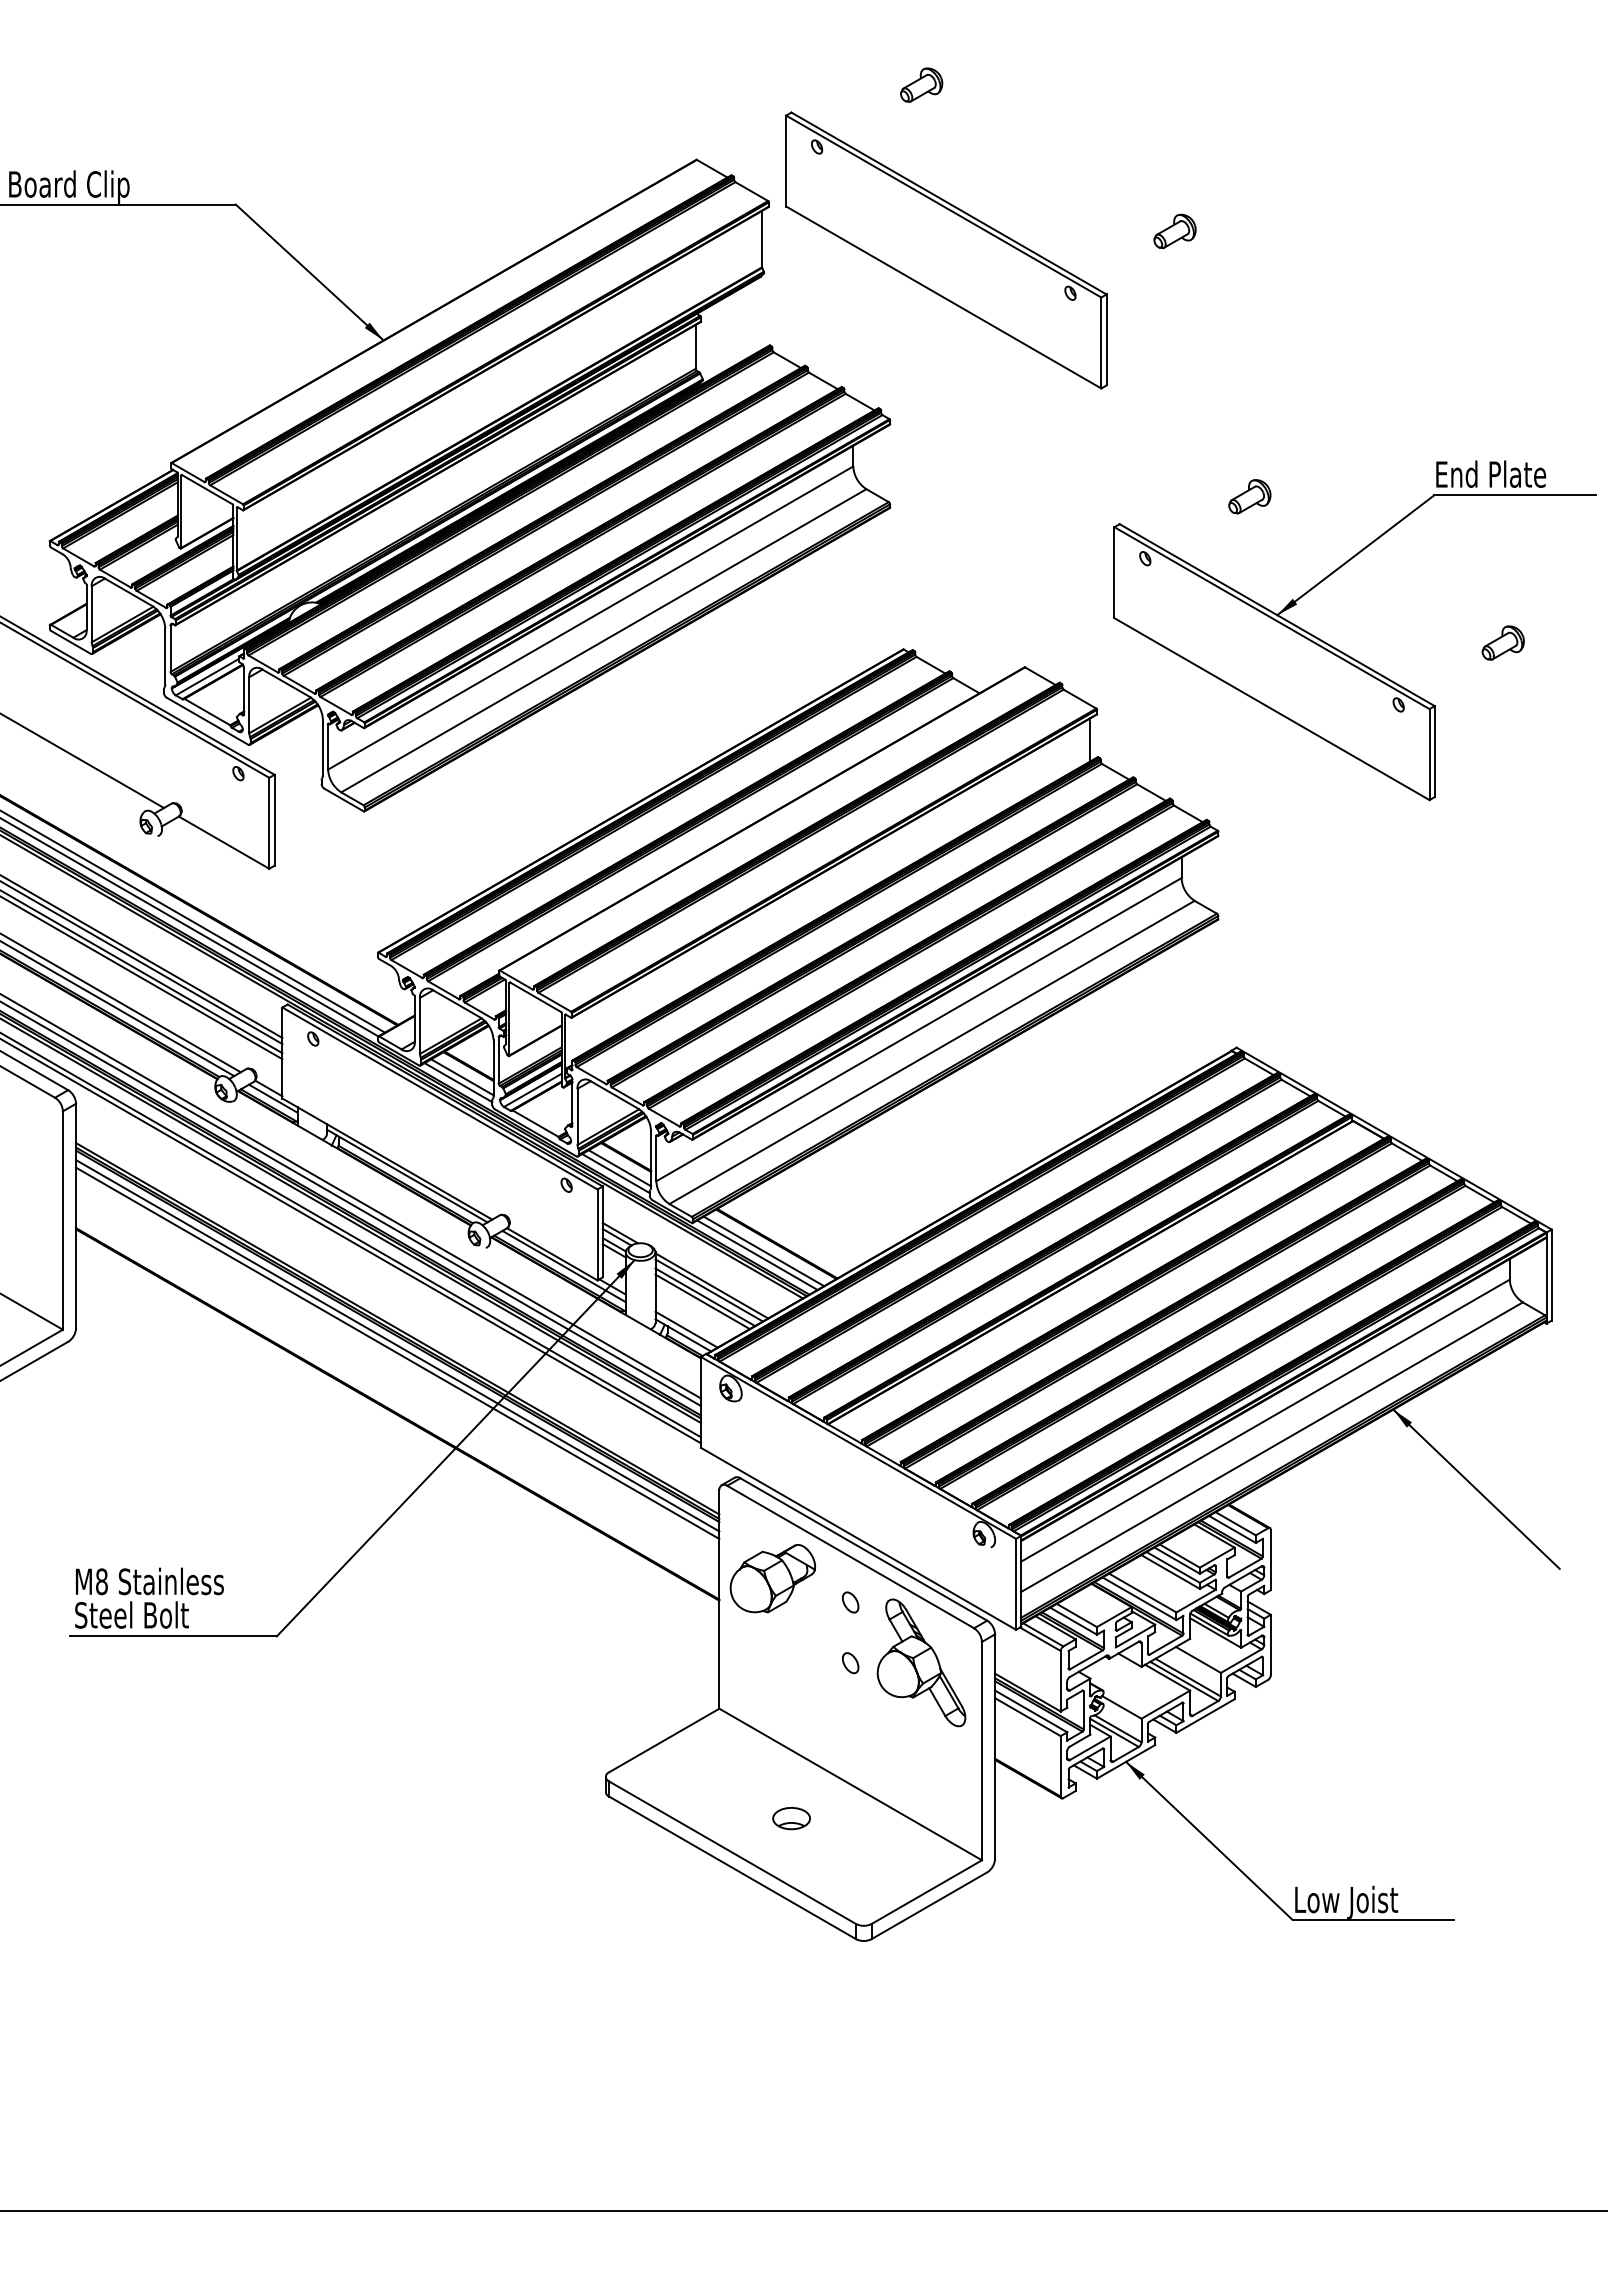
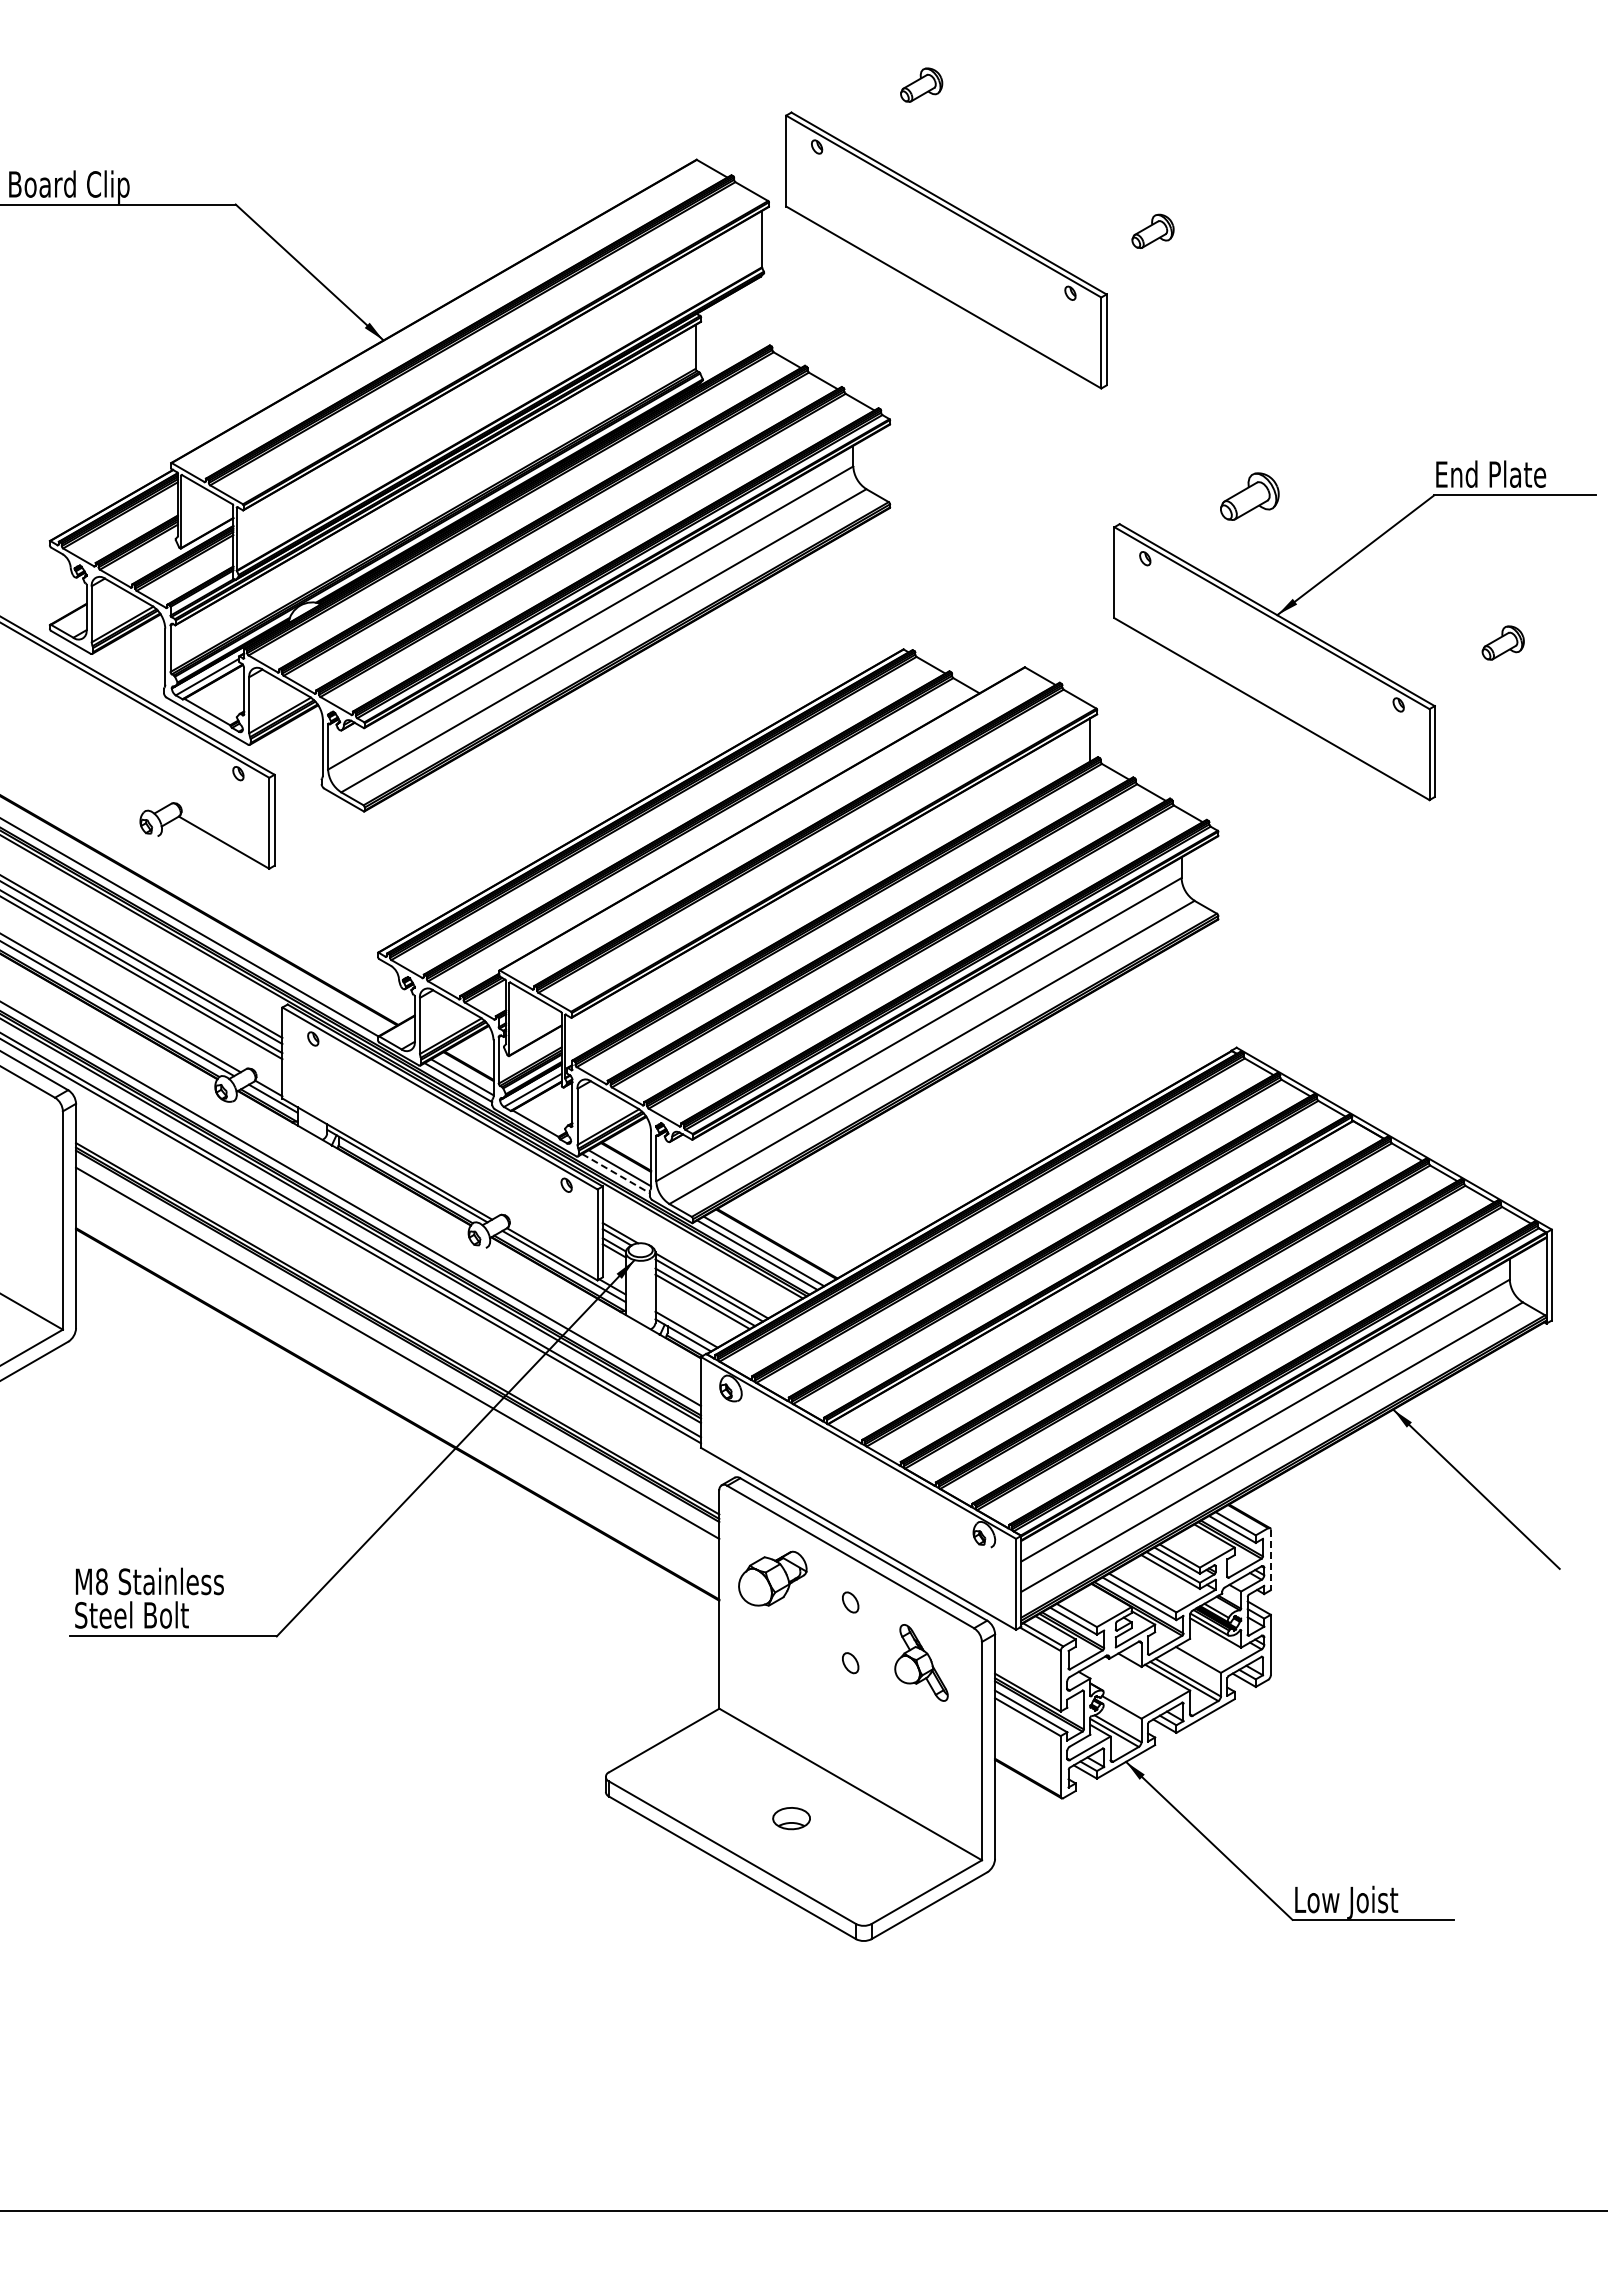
part position: (1174, 230) -> (1152, 230) (1152, 230)
part size: 44x36 px -> 60x49 px (1249, 496)
line: present -> none (83, 761)
line: present -> none (193, 921)
line: solid -> dashed (616, 1173)
line: present -> none (351, 1196)
line: present -> none (397, 1345)
line: solid -> dashed (1270, 1560)
part size: 87x70 px -> 70x57 px (772, 1578)
part size: 91x130 px -> 55x78 px (921, 1662)
